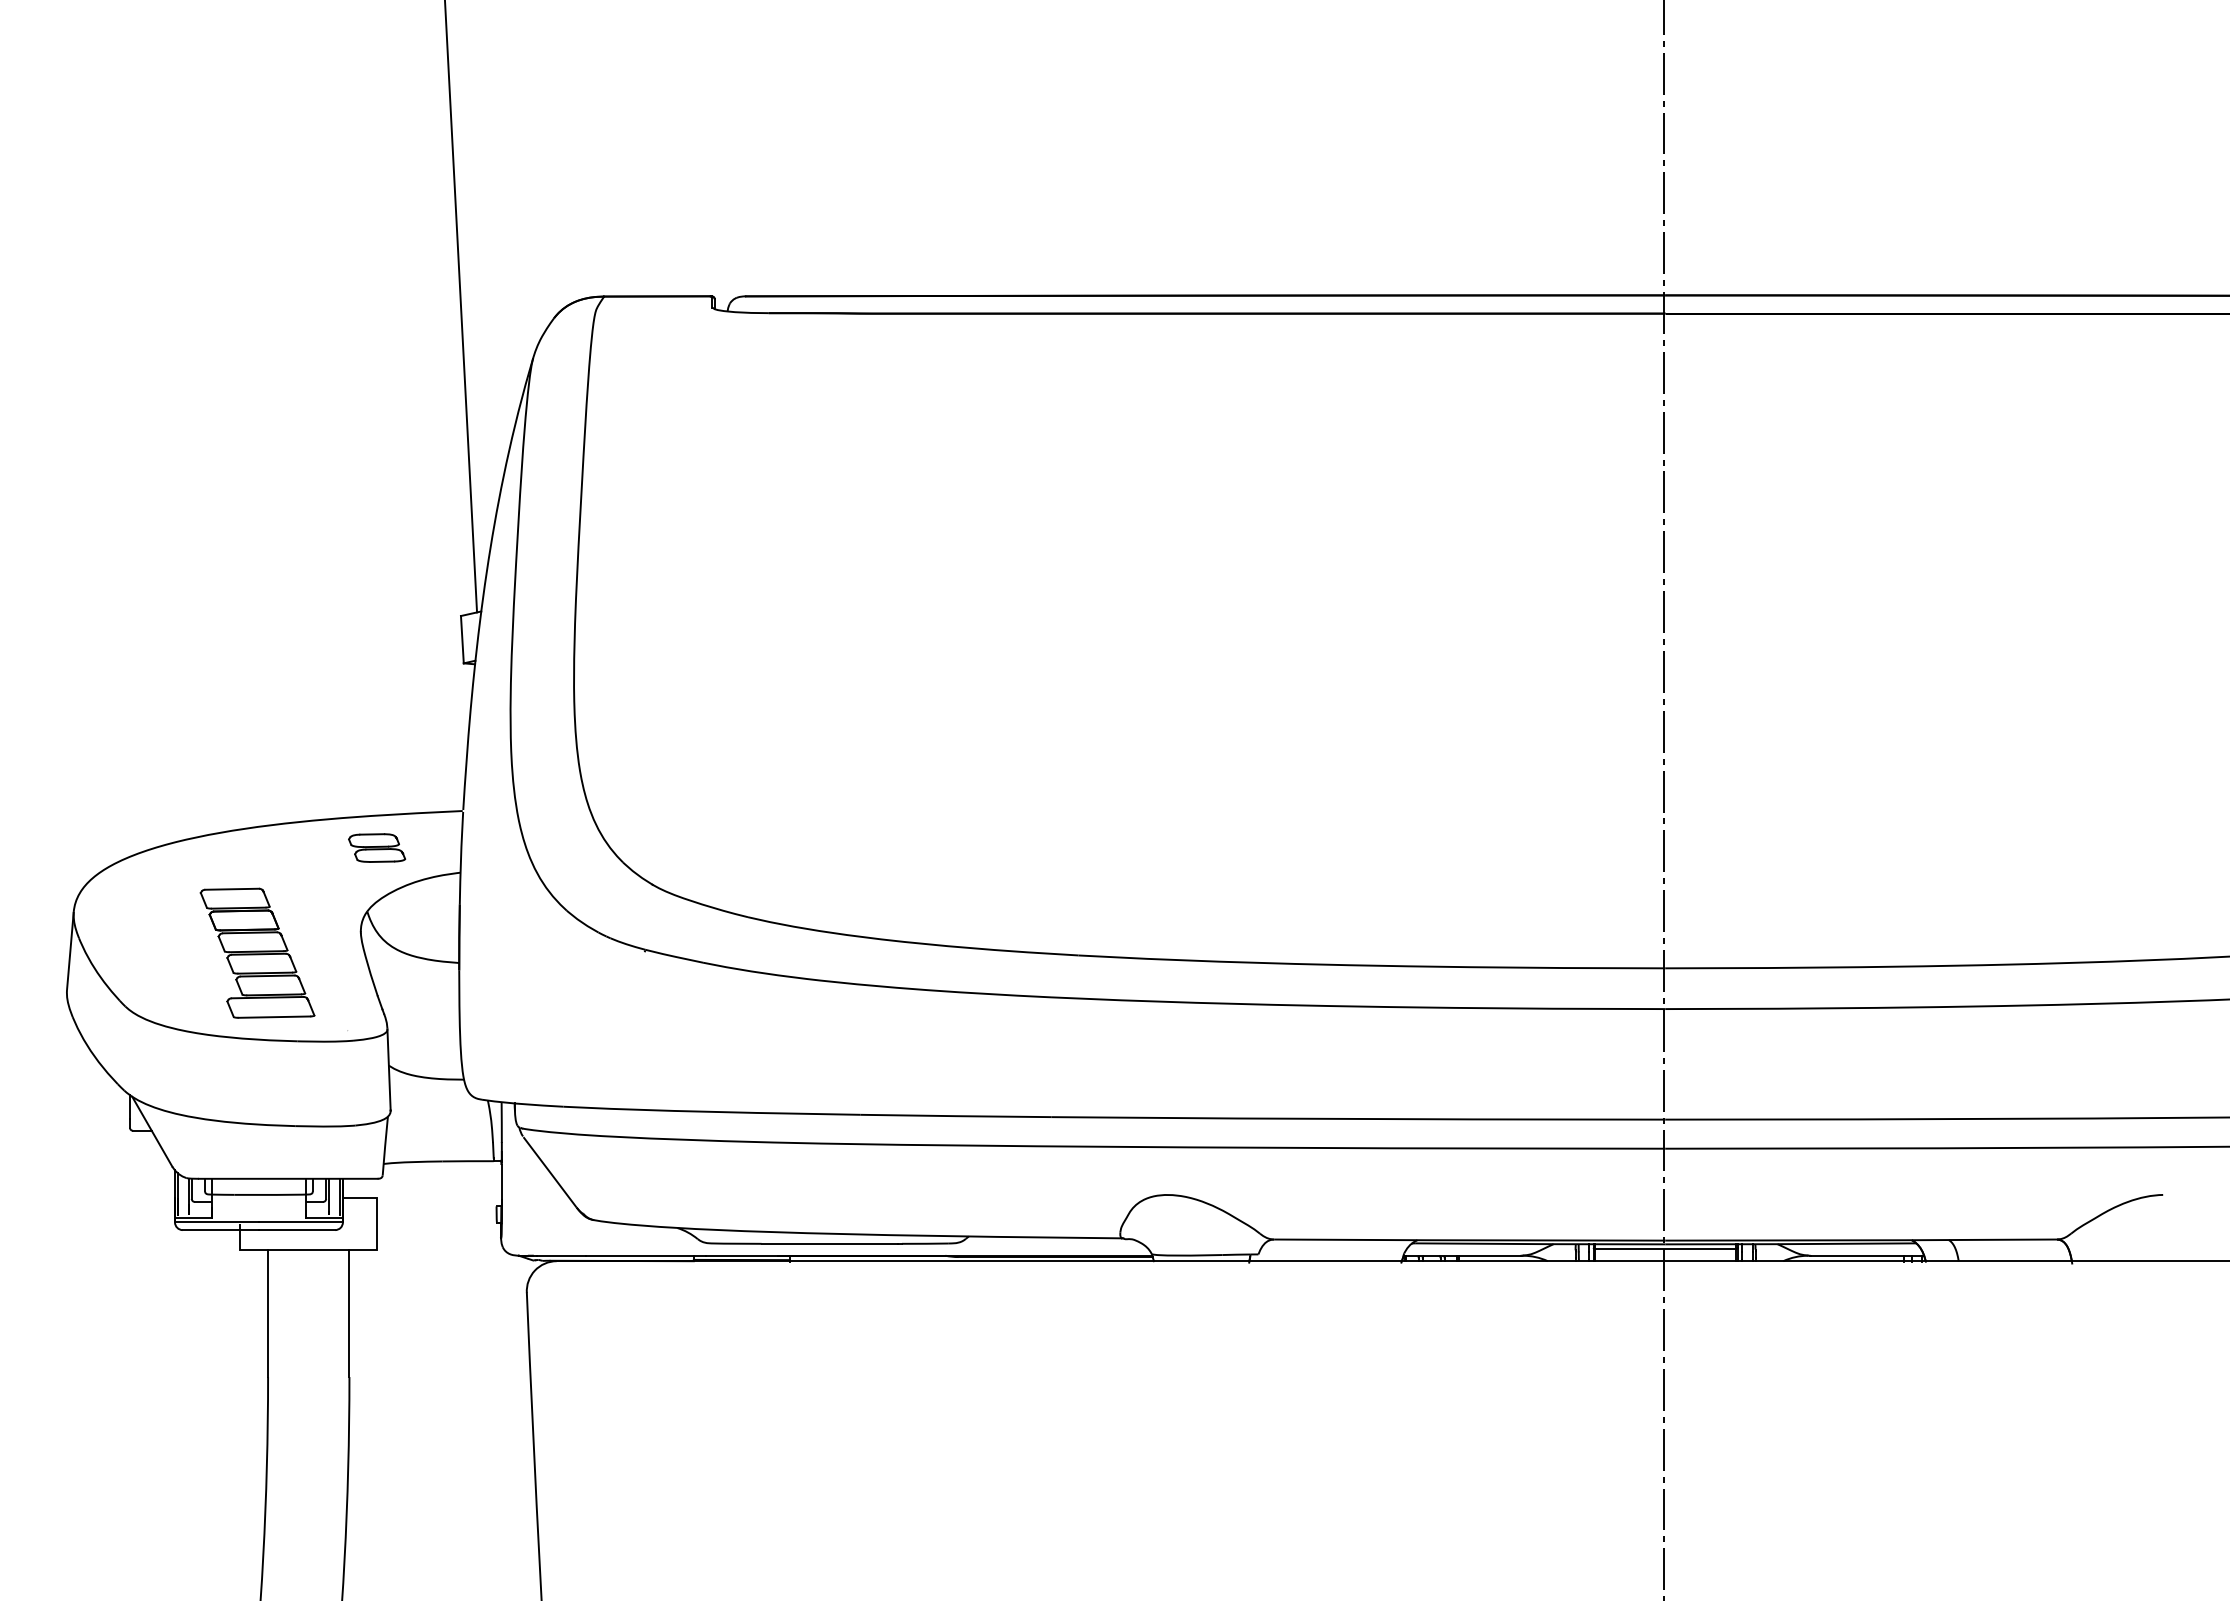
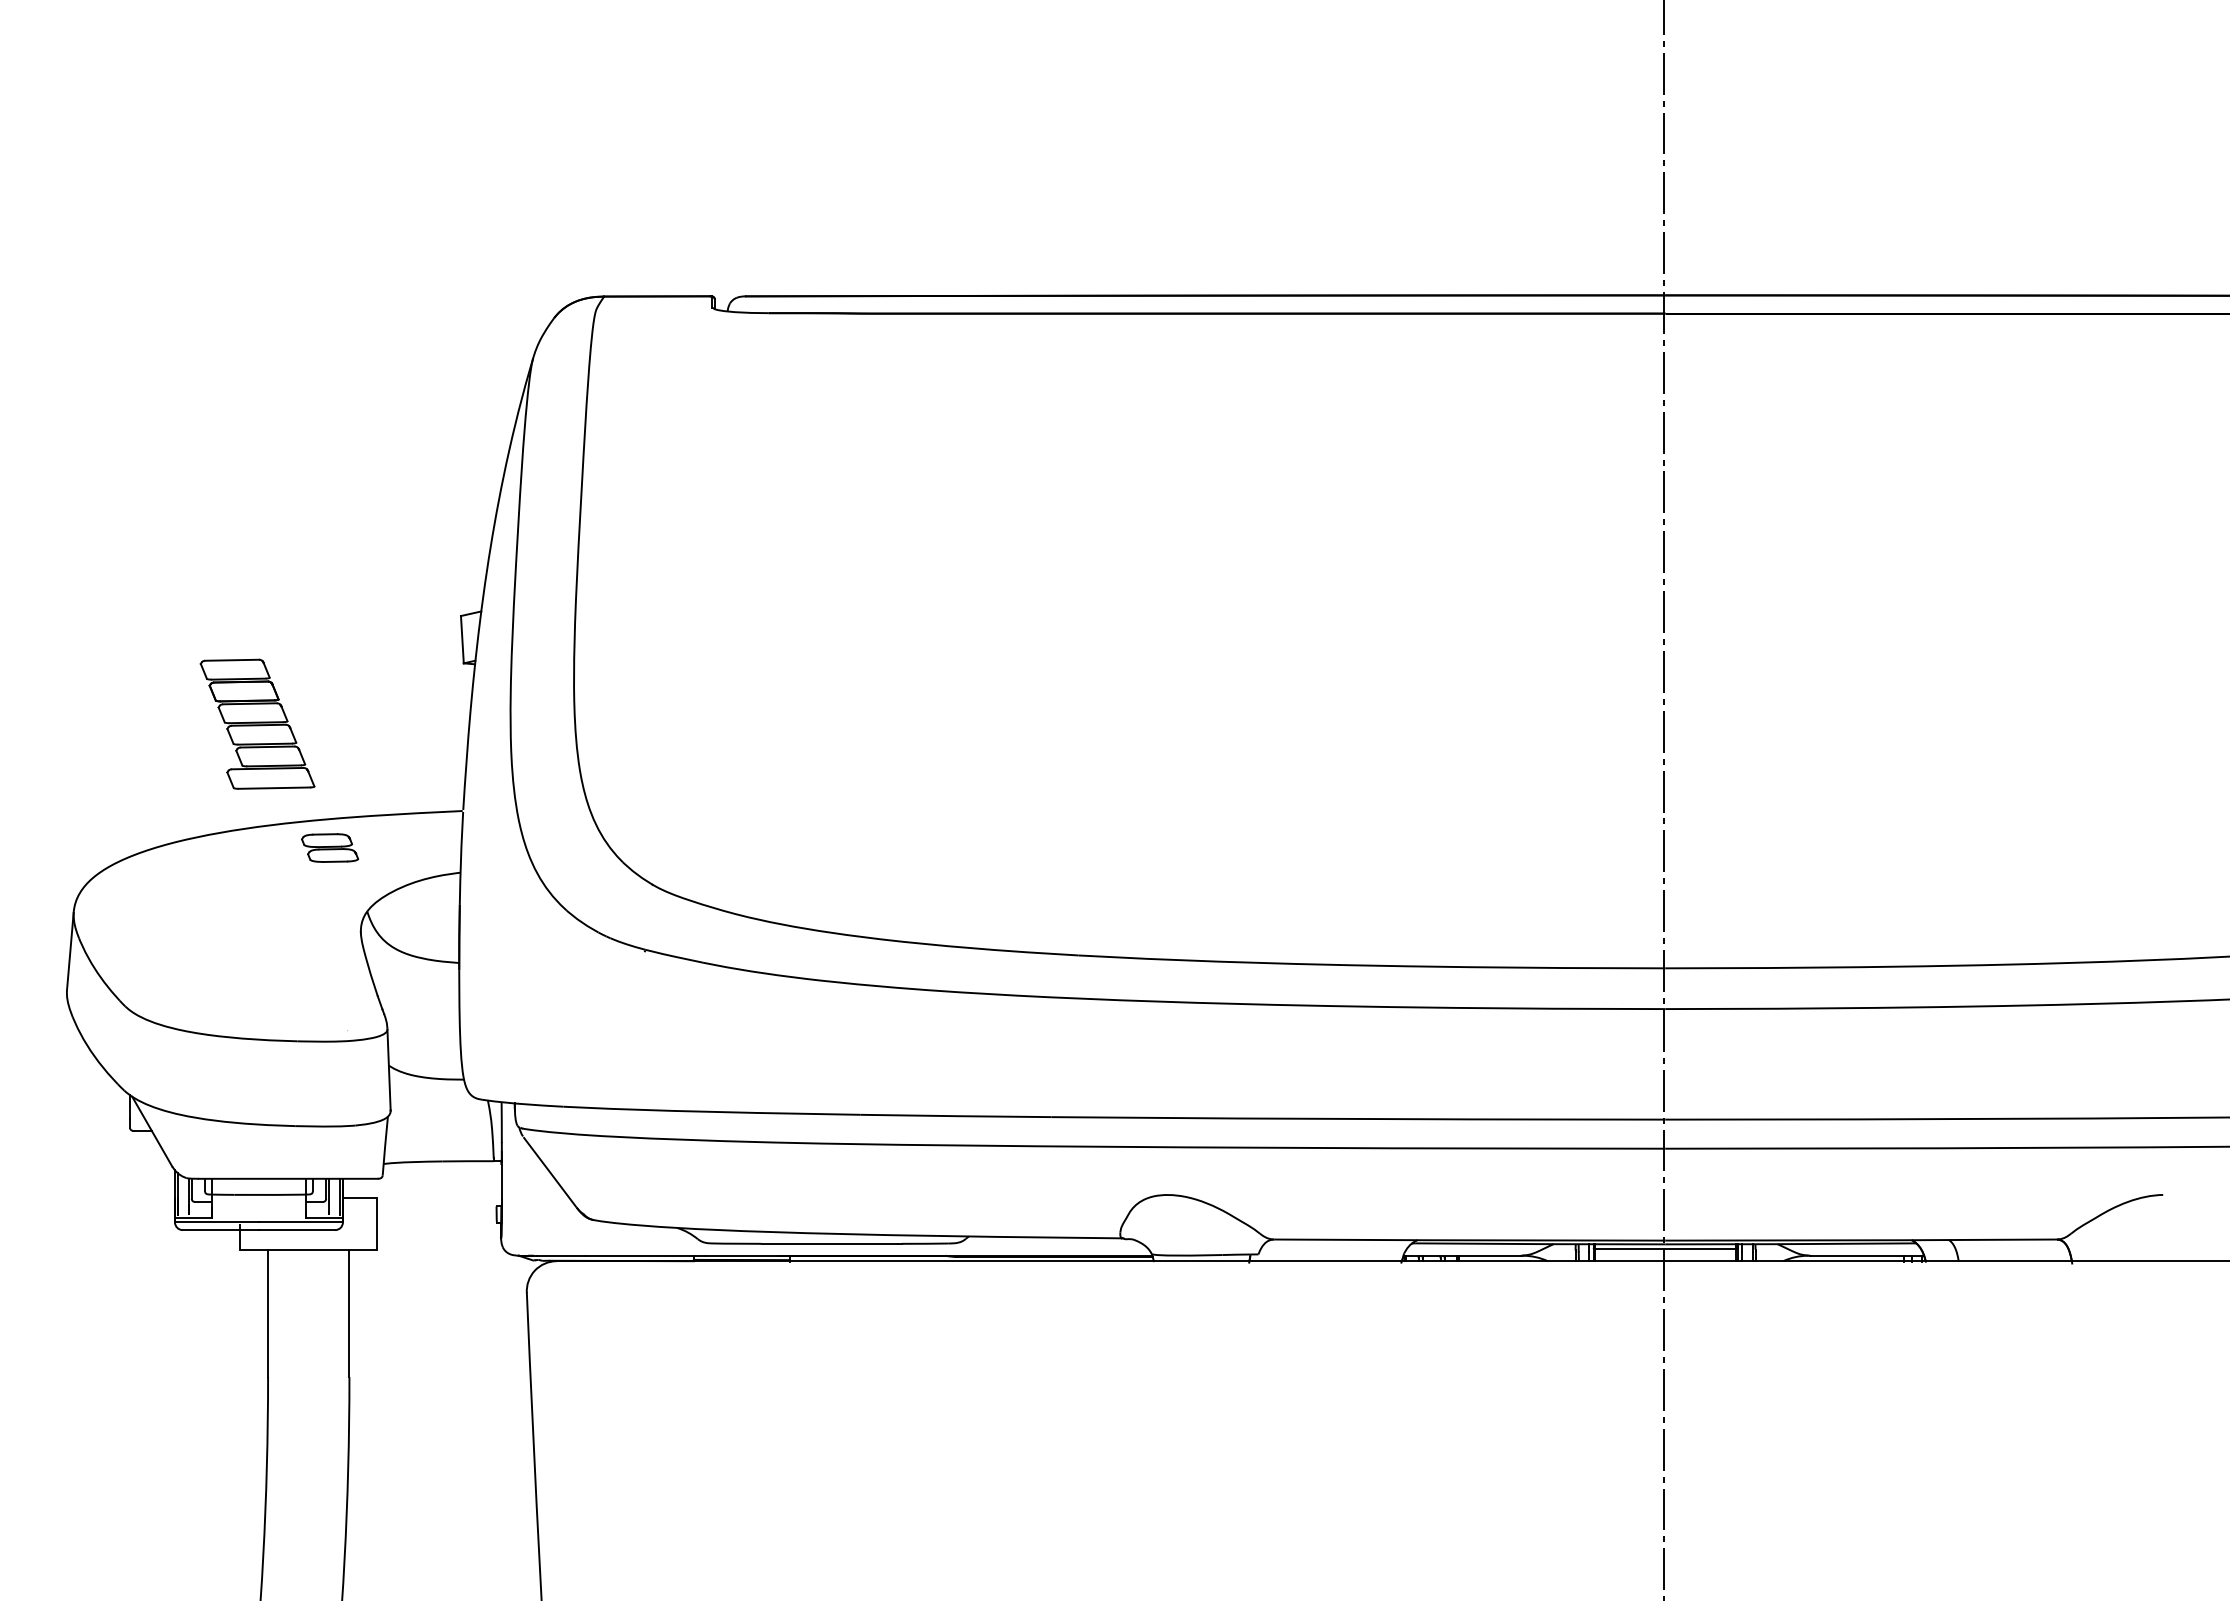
line: present -> none (461, 307)
part position: (377, 847) -> (330, 847) (330, 847)
part position: (257, 952) -> (257, 723) (257, 723)
